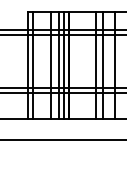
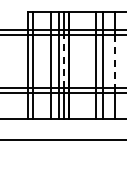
line: solid -> dashed (63, 61)
line: solid -> dashed (115, 62)
